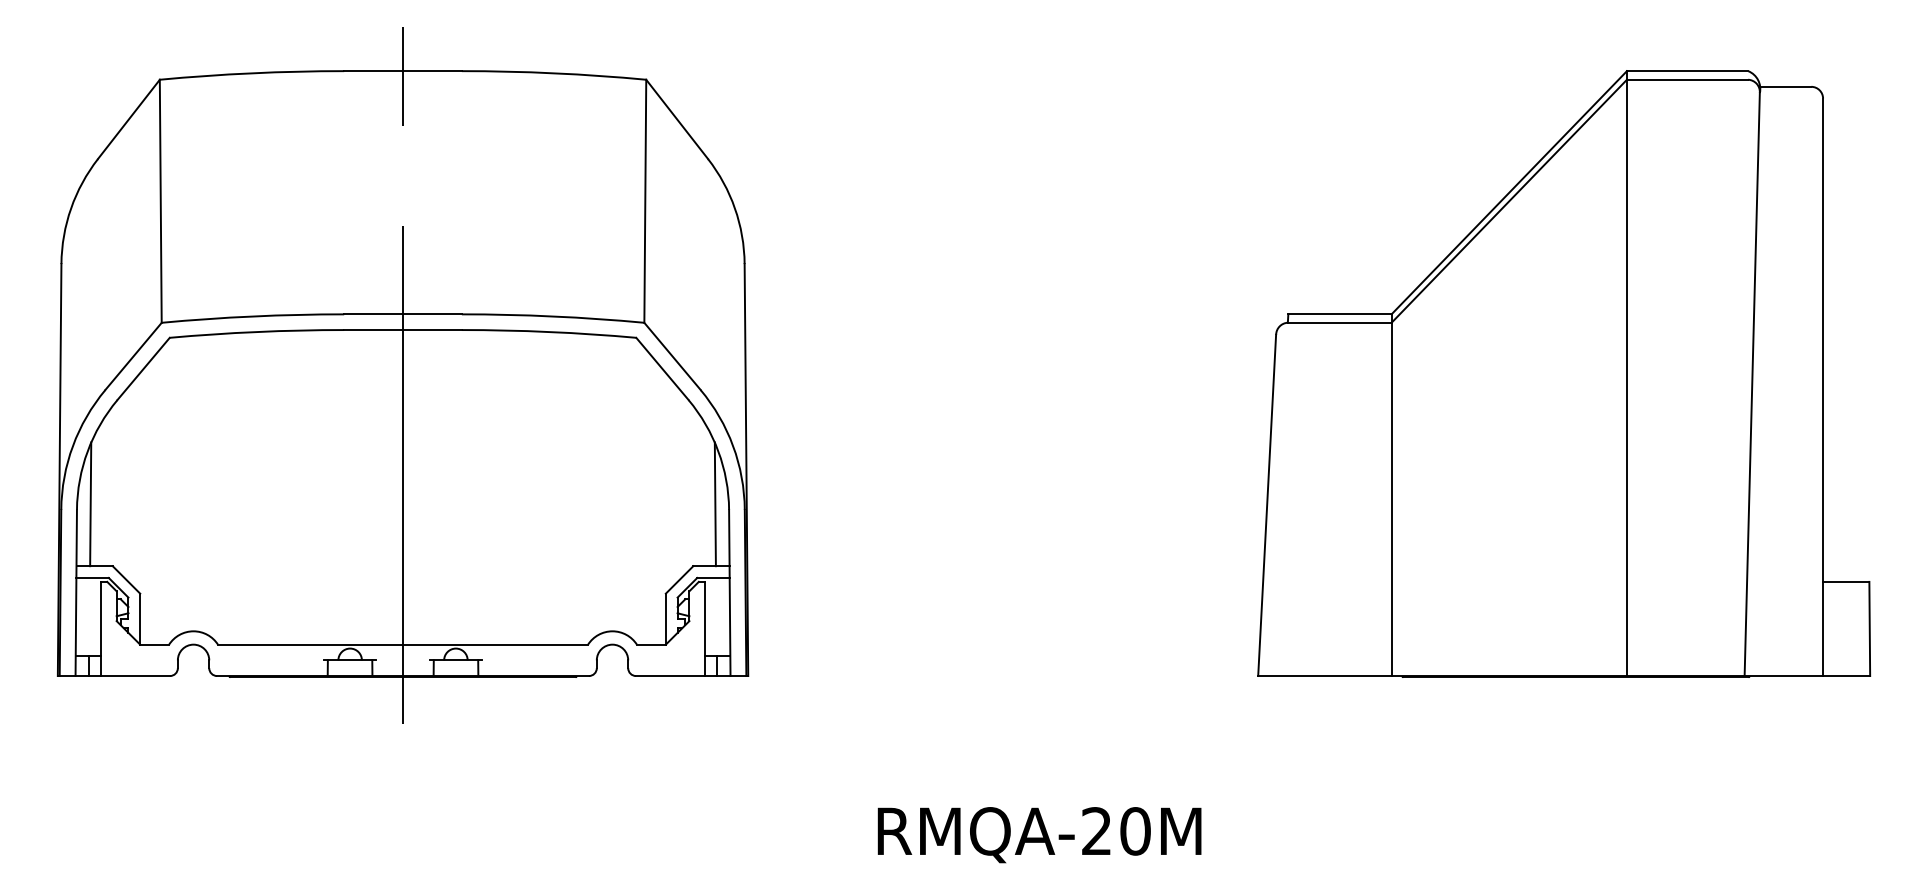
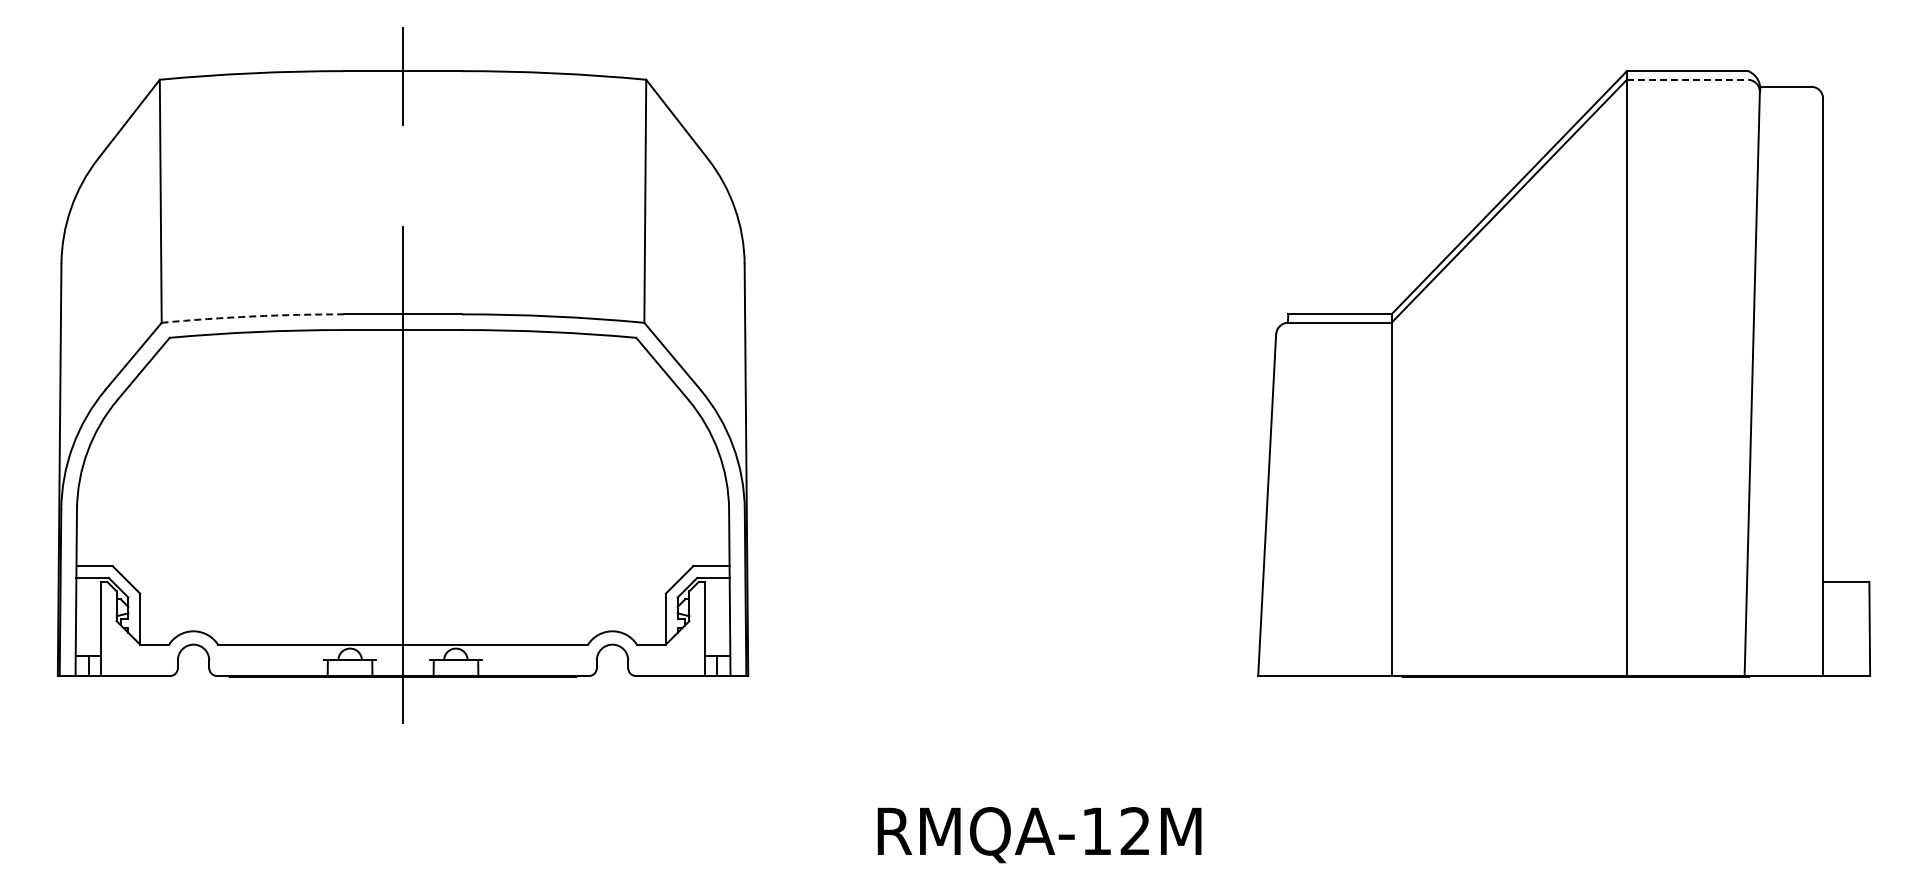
line: solid -> dashed (1687, 79)
arc: solid -> dashed (252, 316)
line: present -> none (90, 504)
line: present -> none (714, 504)
text: RMQA-20M -> RMQA-12M (1116, 831)
